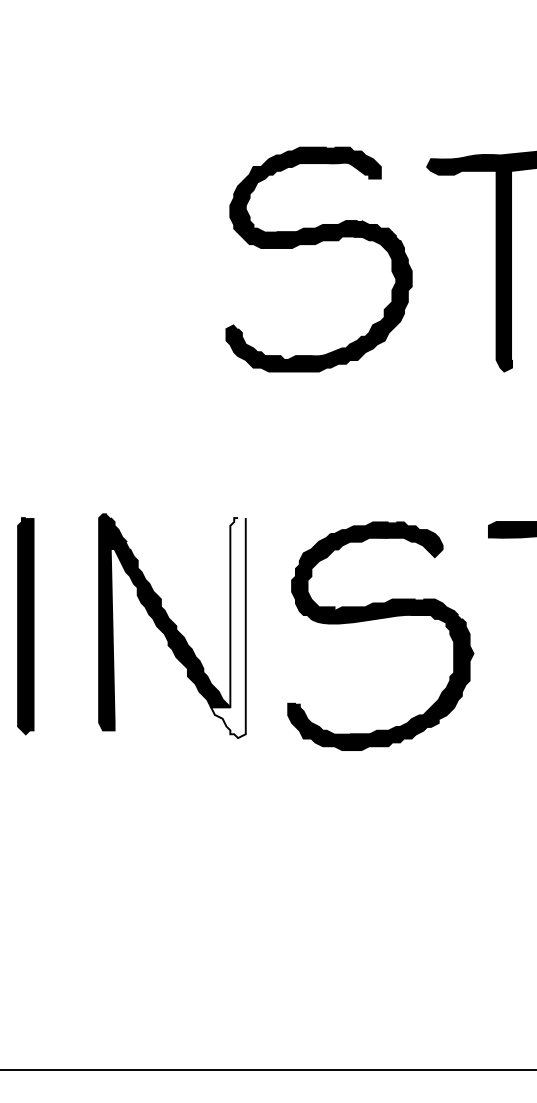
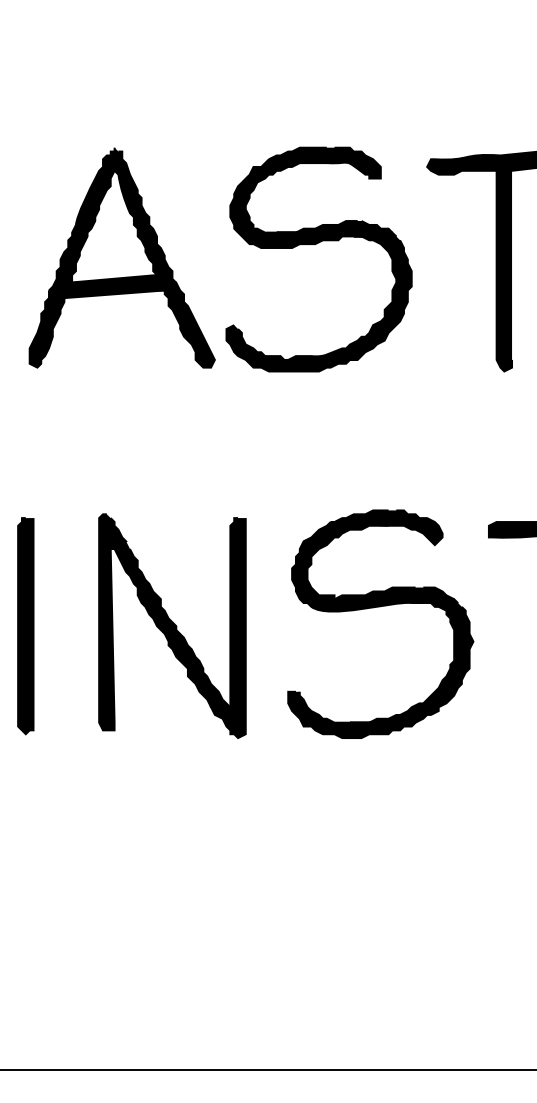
part: none -> present (121, 257)
part position: (380, 619) -> (380, 607) (380, 607)
fill: none -> present (228, 628)
